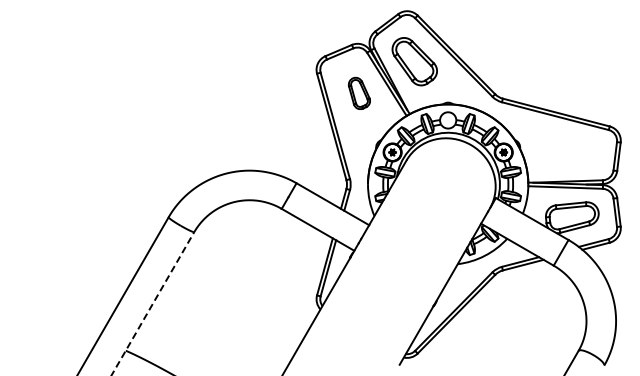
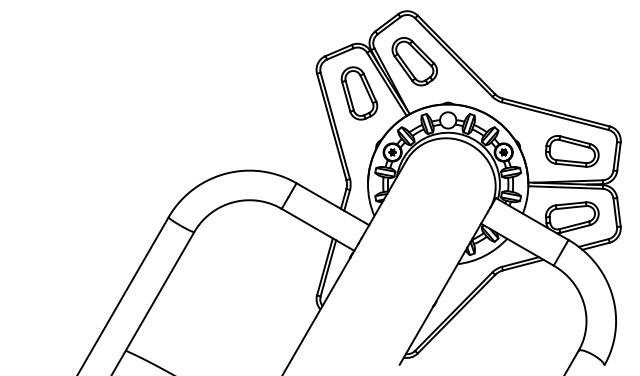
part size: 24x34 px -> 39x55 px (359, 93)
part: none -> present (572, 151)
line: dashed -> solid (152, 303)
